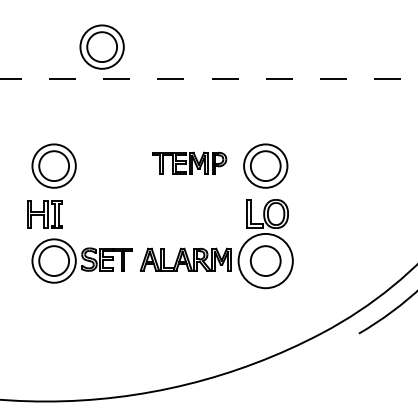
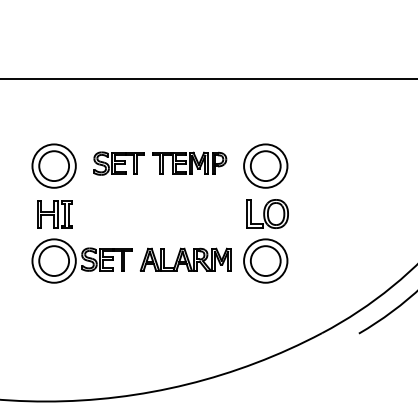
part: present -> none (101, 46)
line: dashed -> solid (208, 79)
part: none -> present (118, 163)
part position: (44, 214) -> (54, 214) (54, 214)
circle diameter: 54 px -> 43 px (265, 260)
